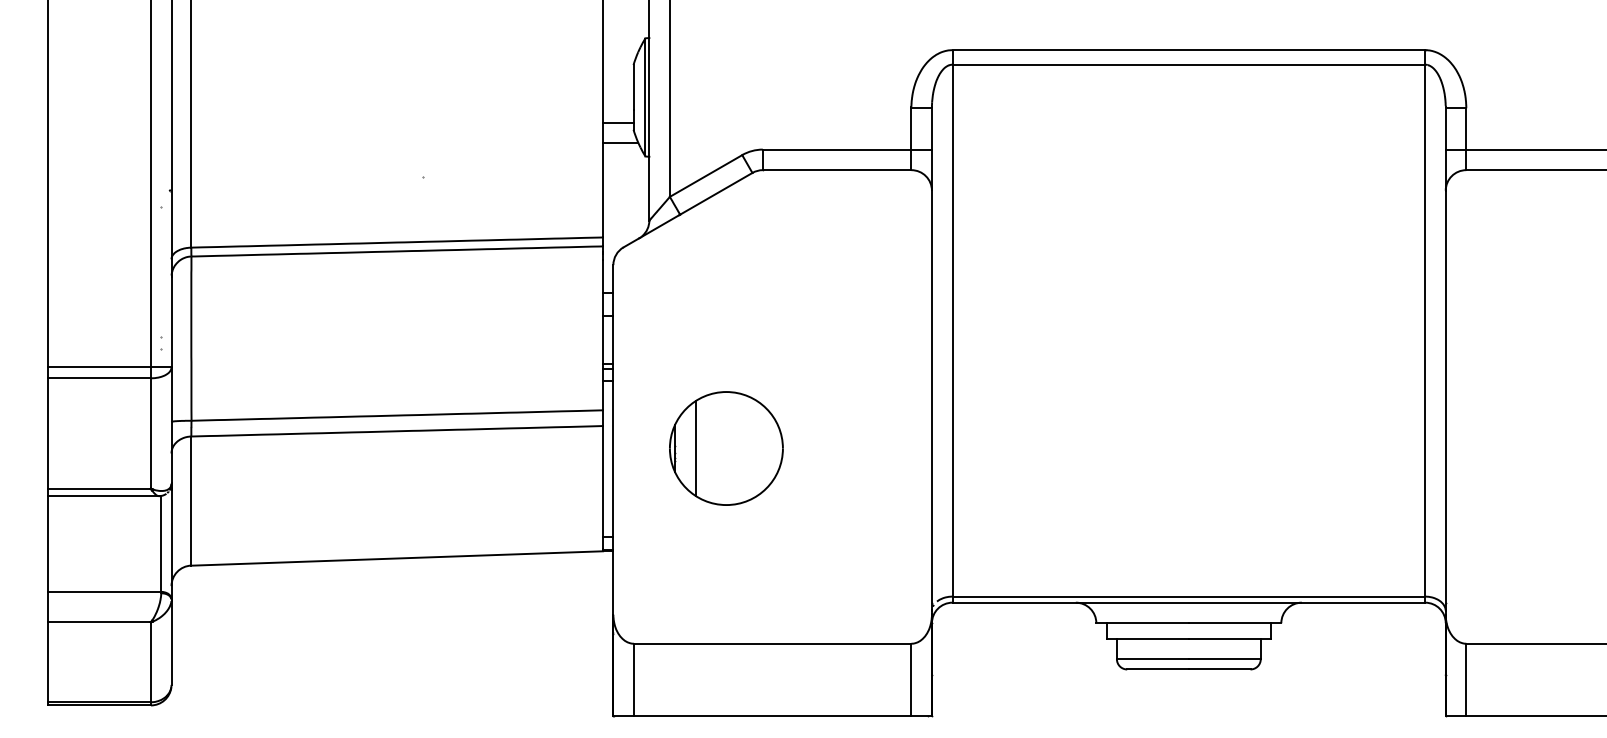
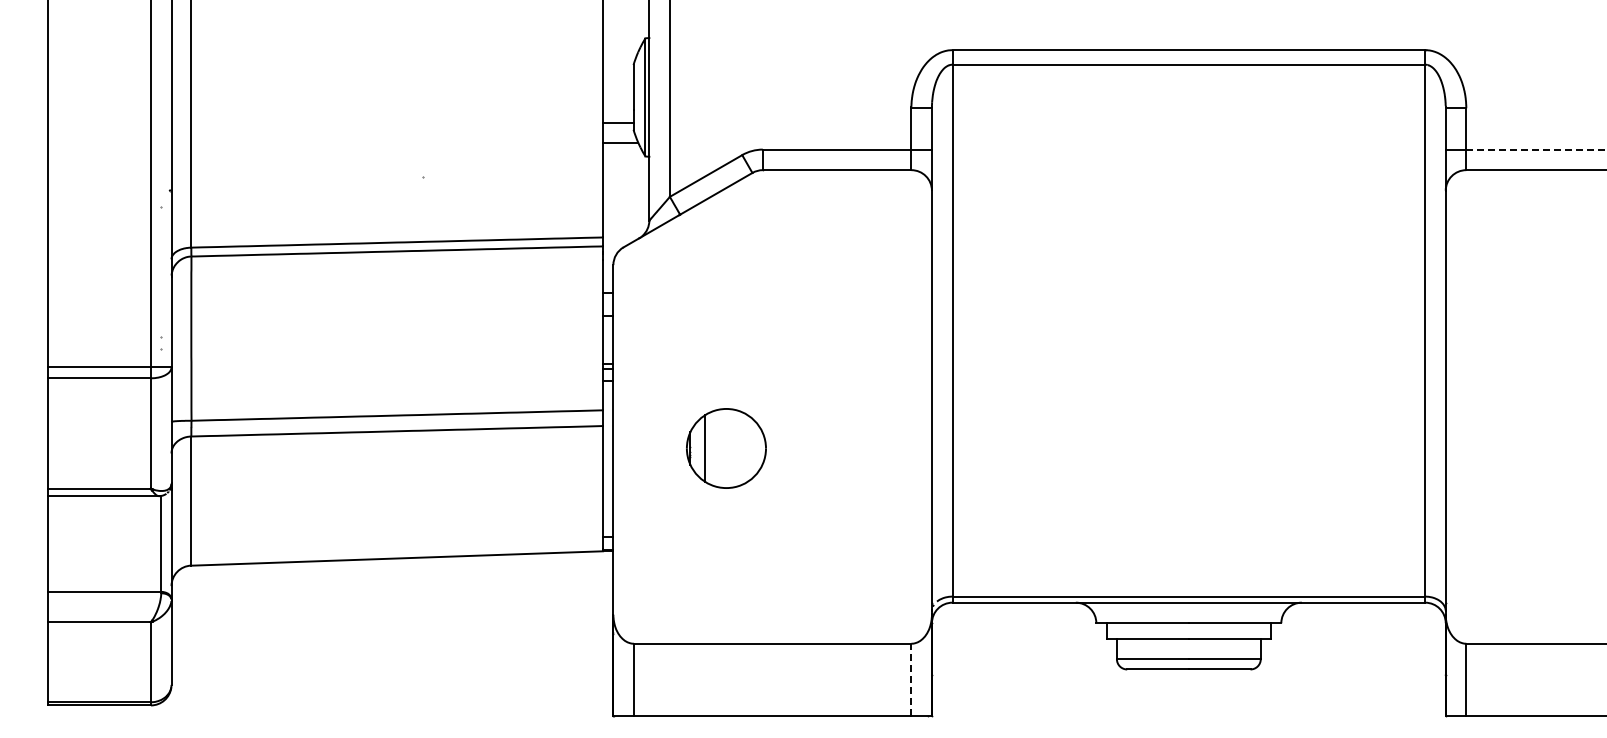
line: solid -> dashed (1537, 149)
part size: 115x115 px -> 81x81 px (726, 448)
line: solid -> dashed (911, 679)
